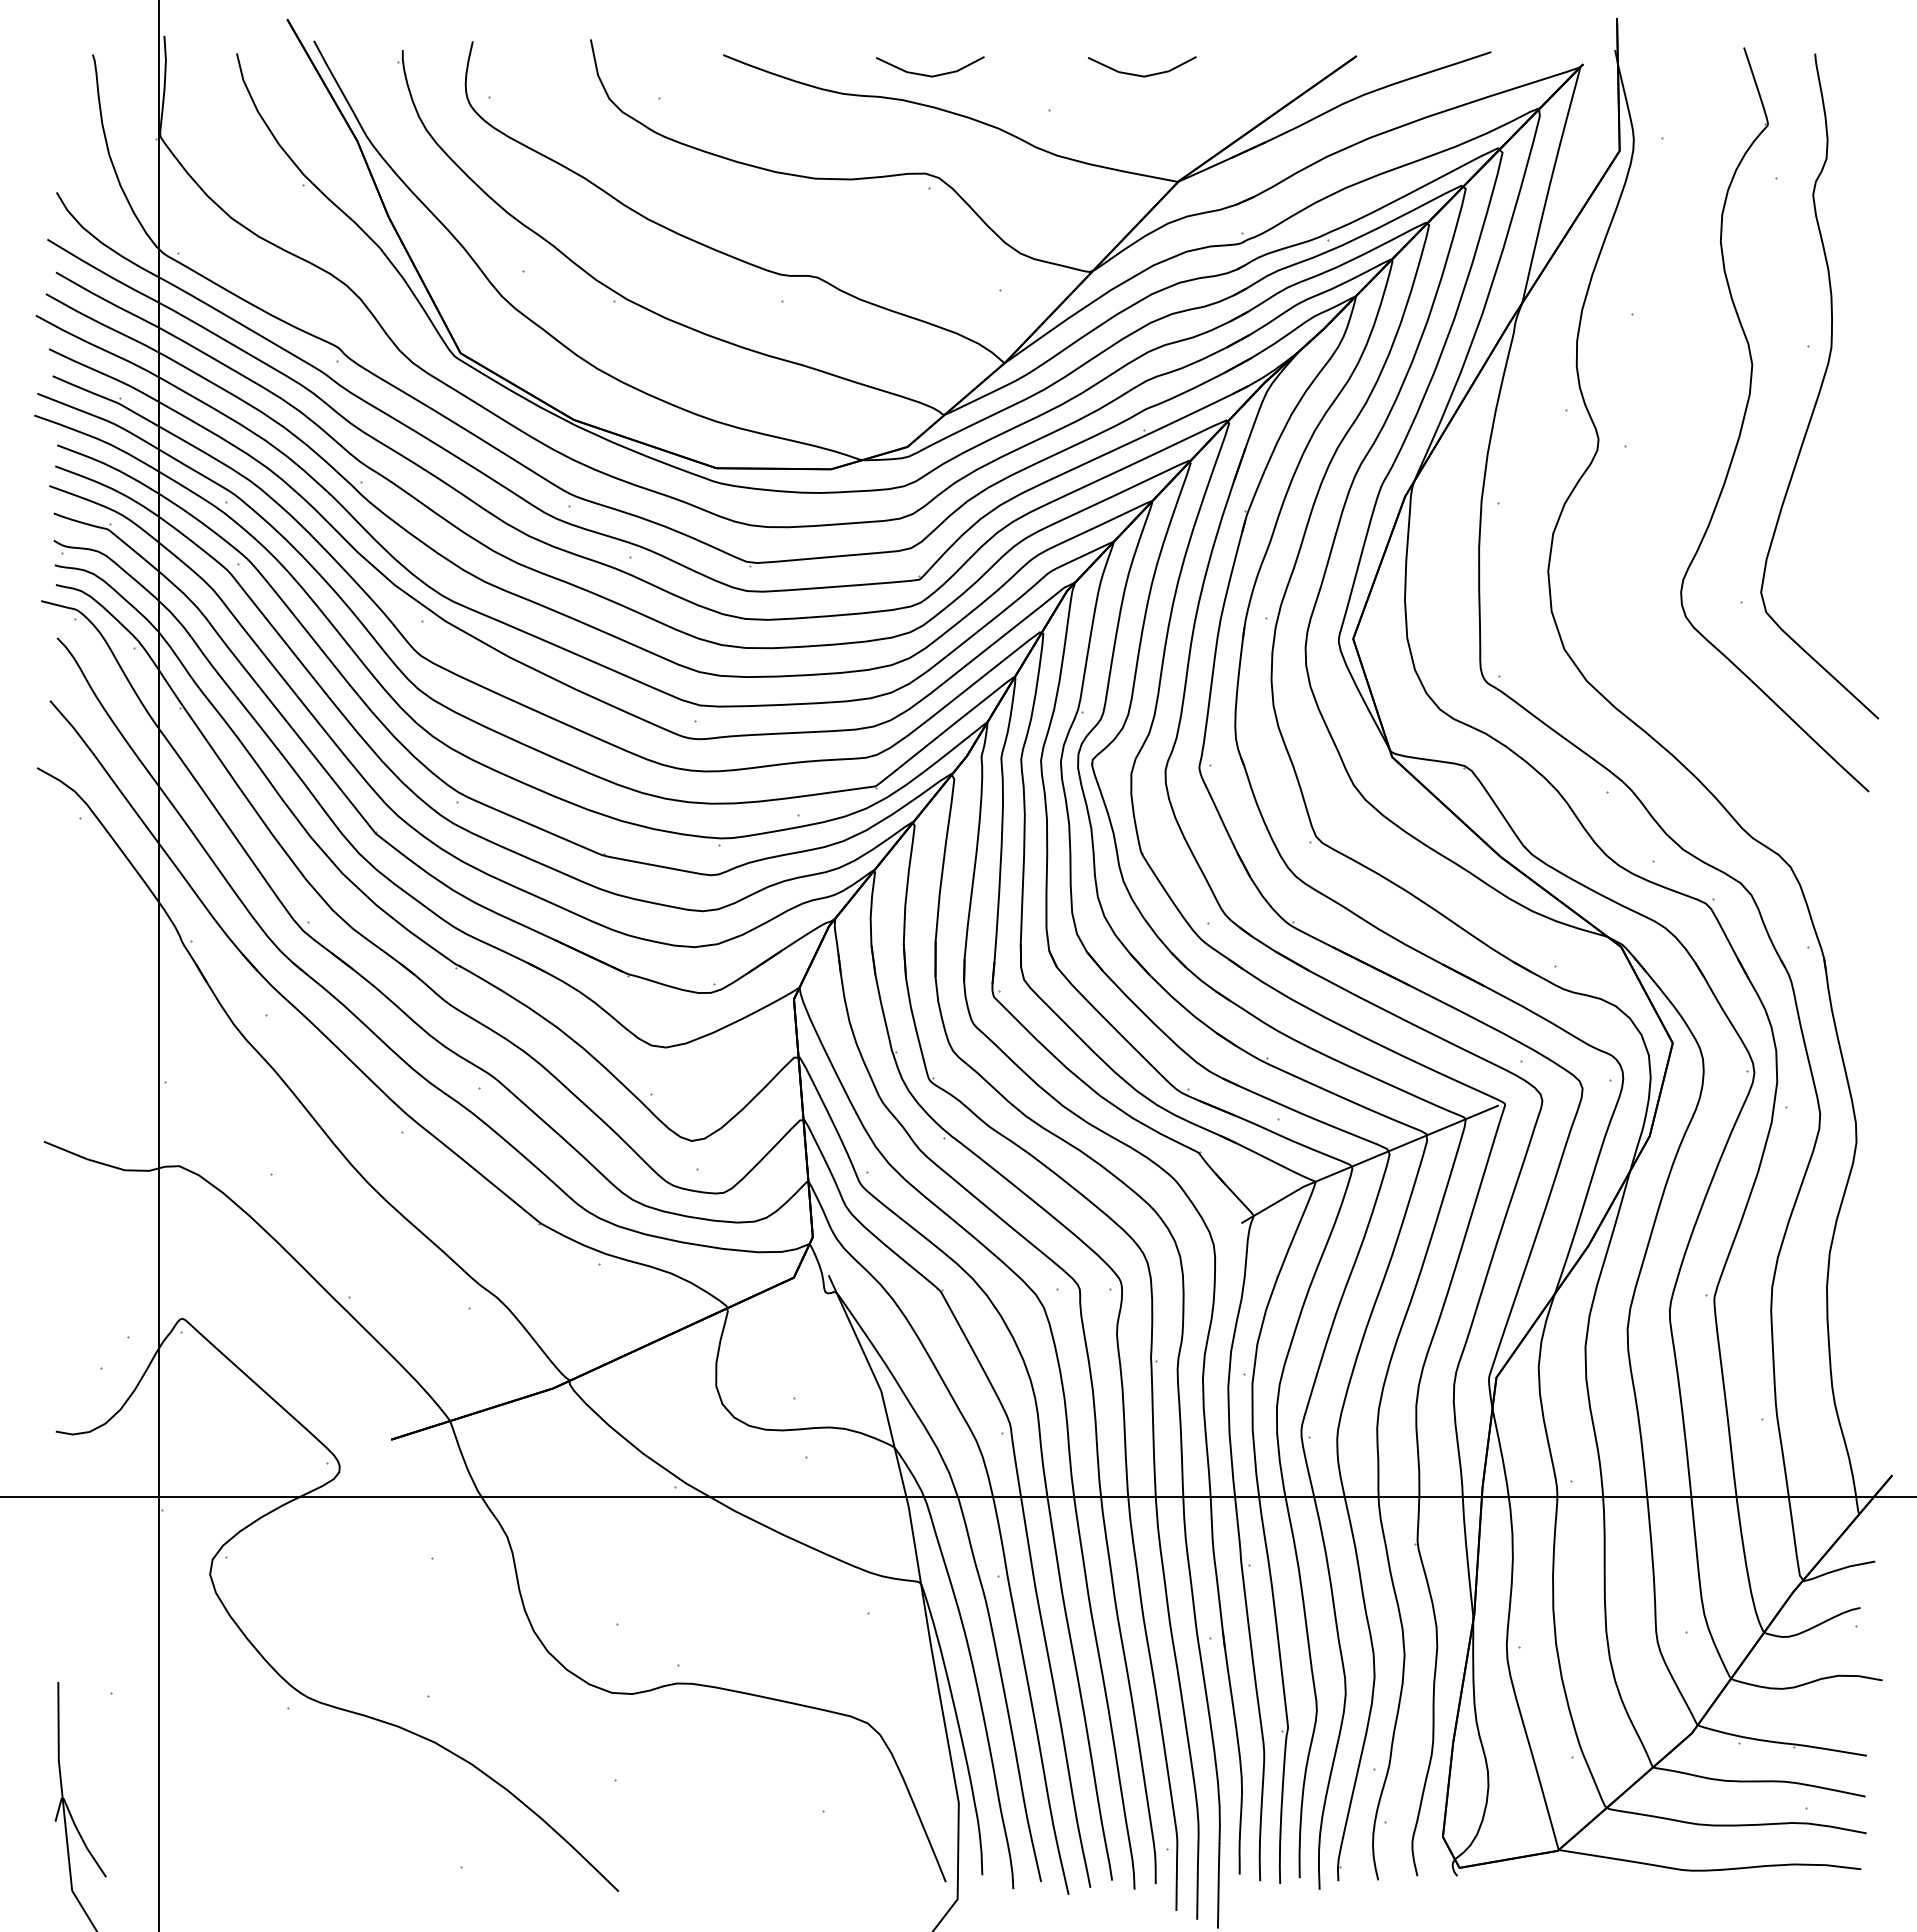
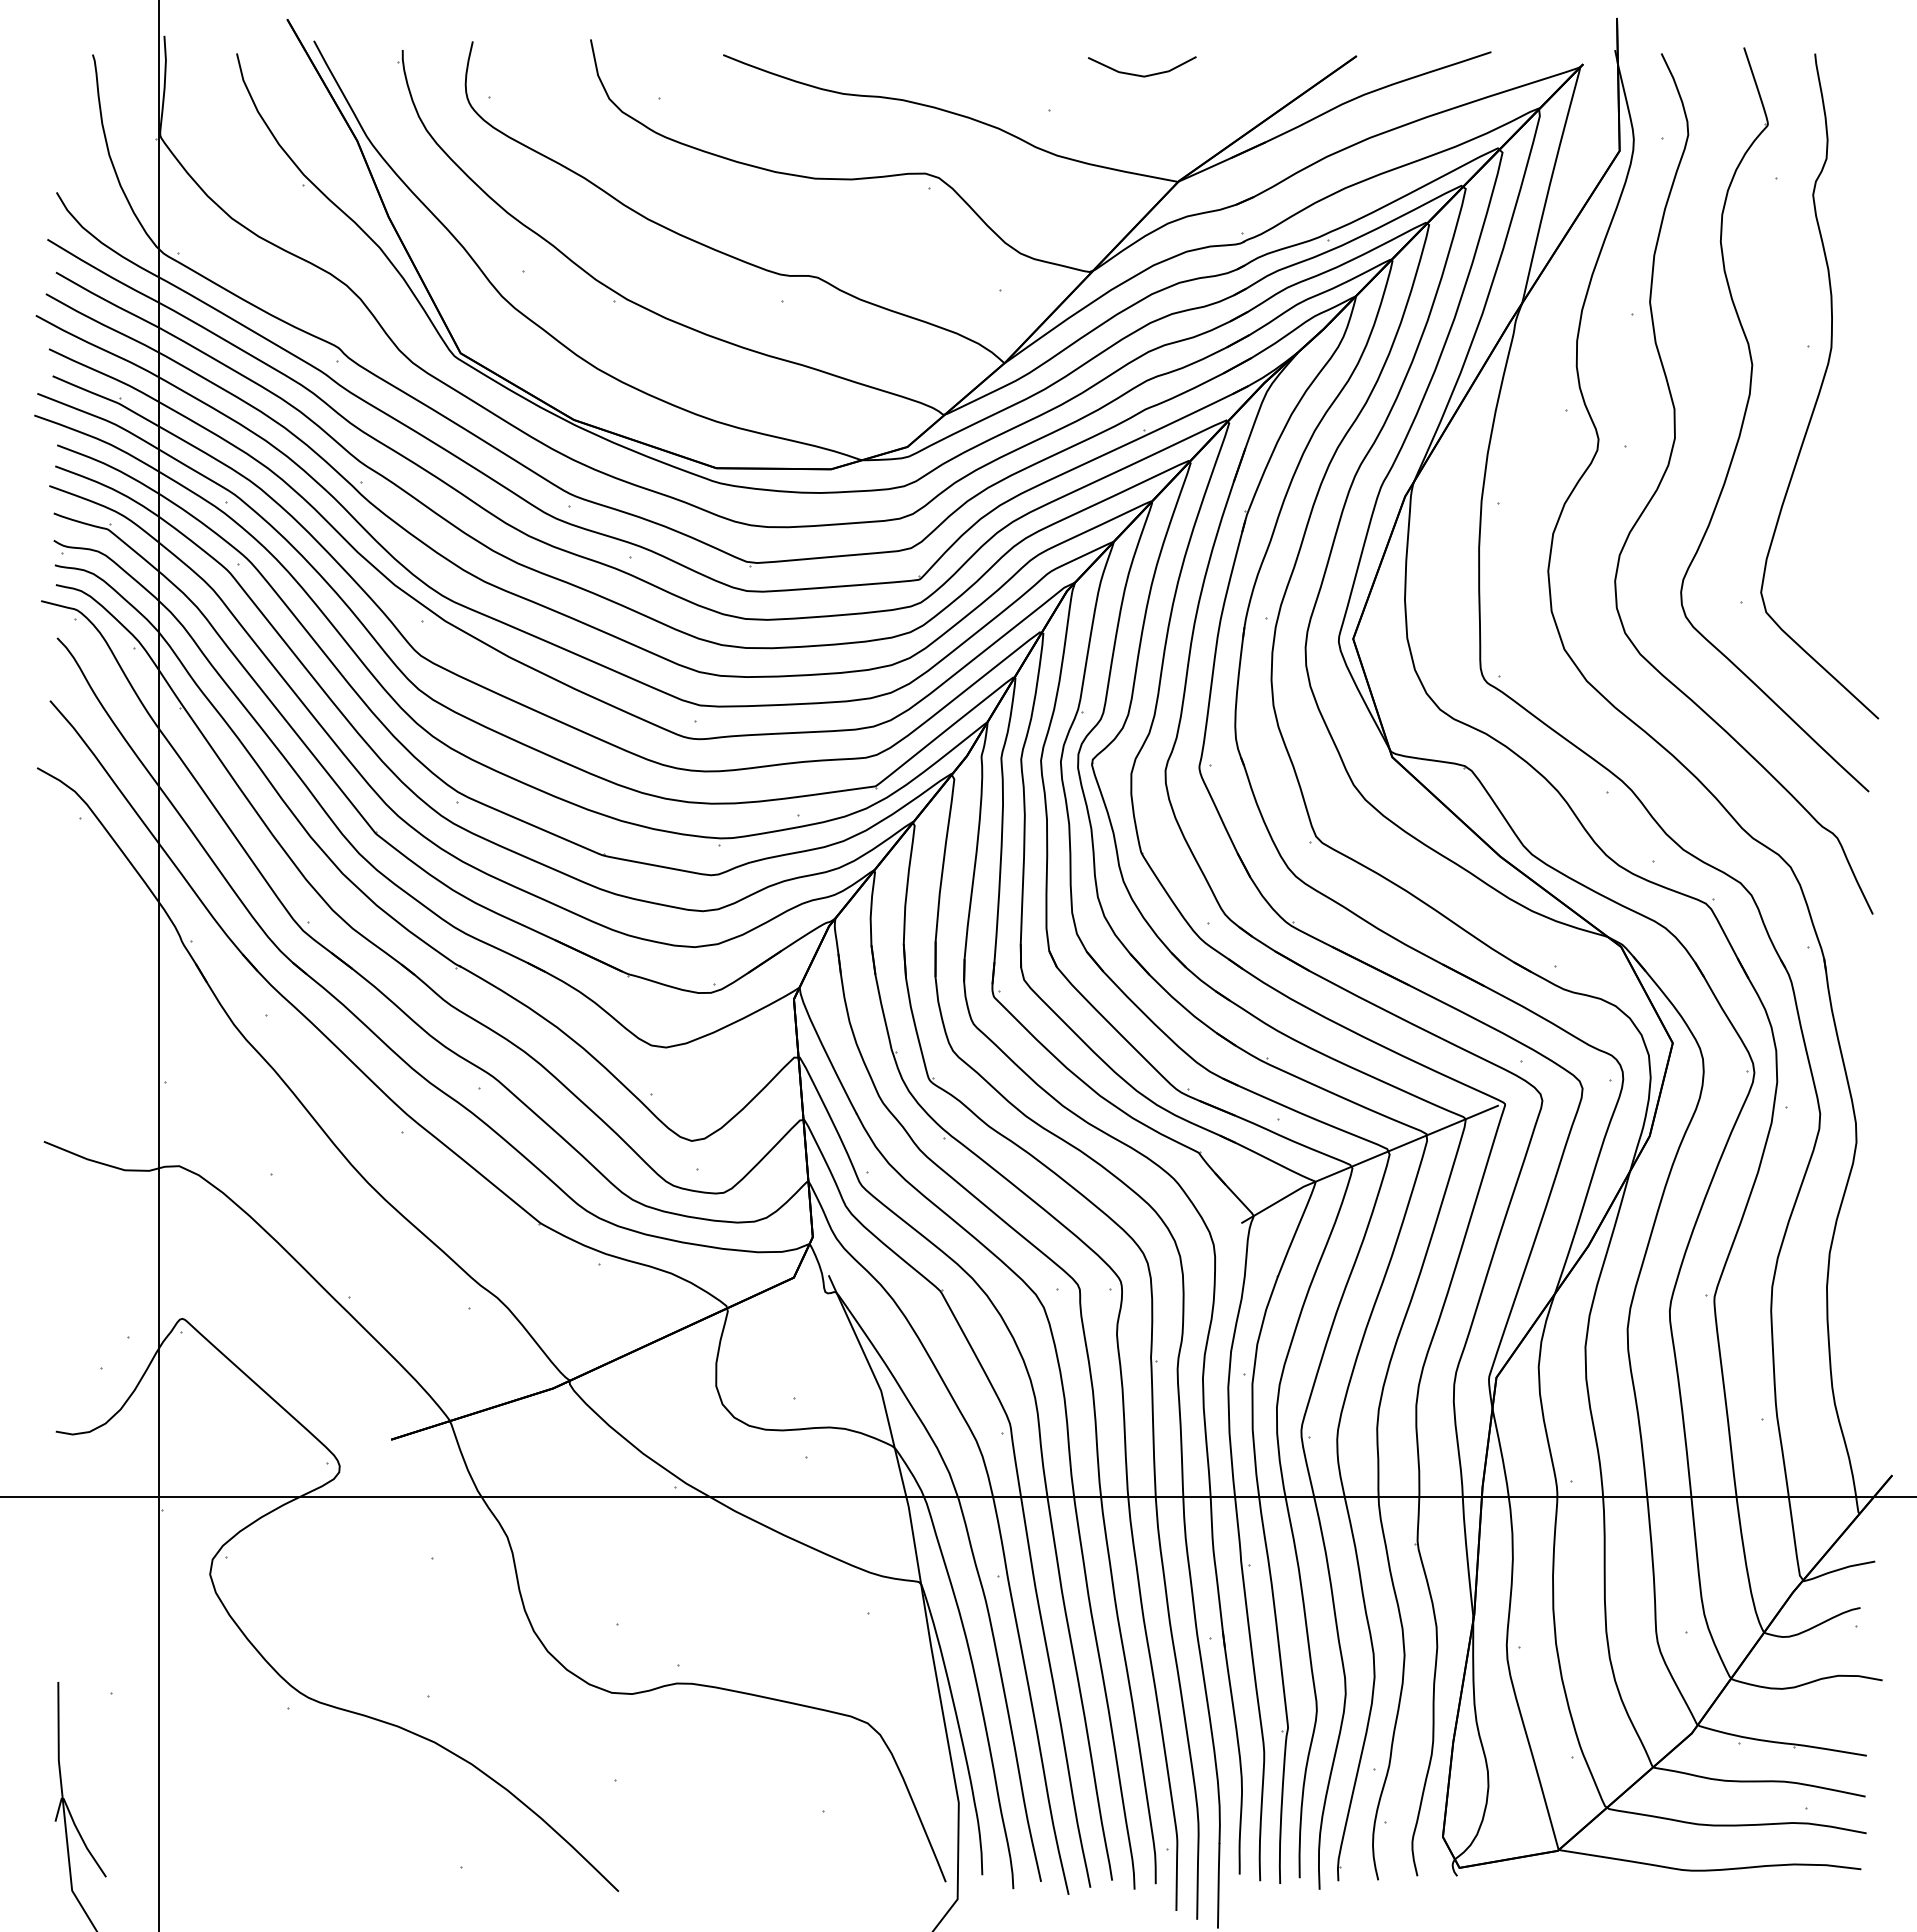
line: present -> none (927, 74)
curve: none -> present (1669, 465)
